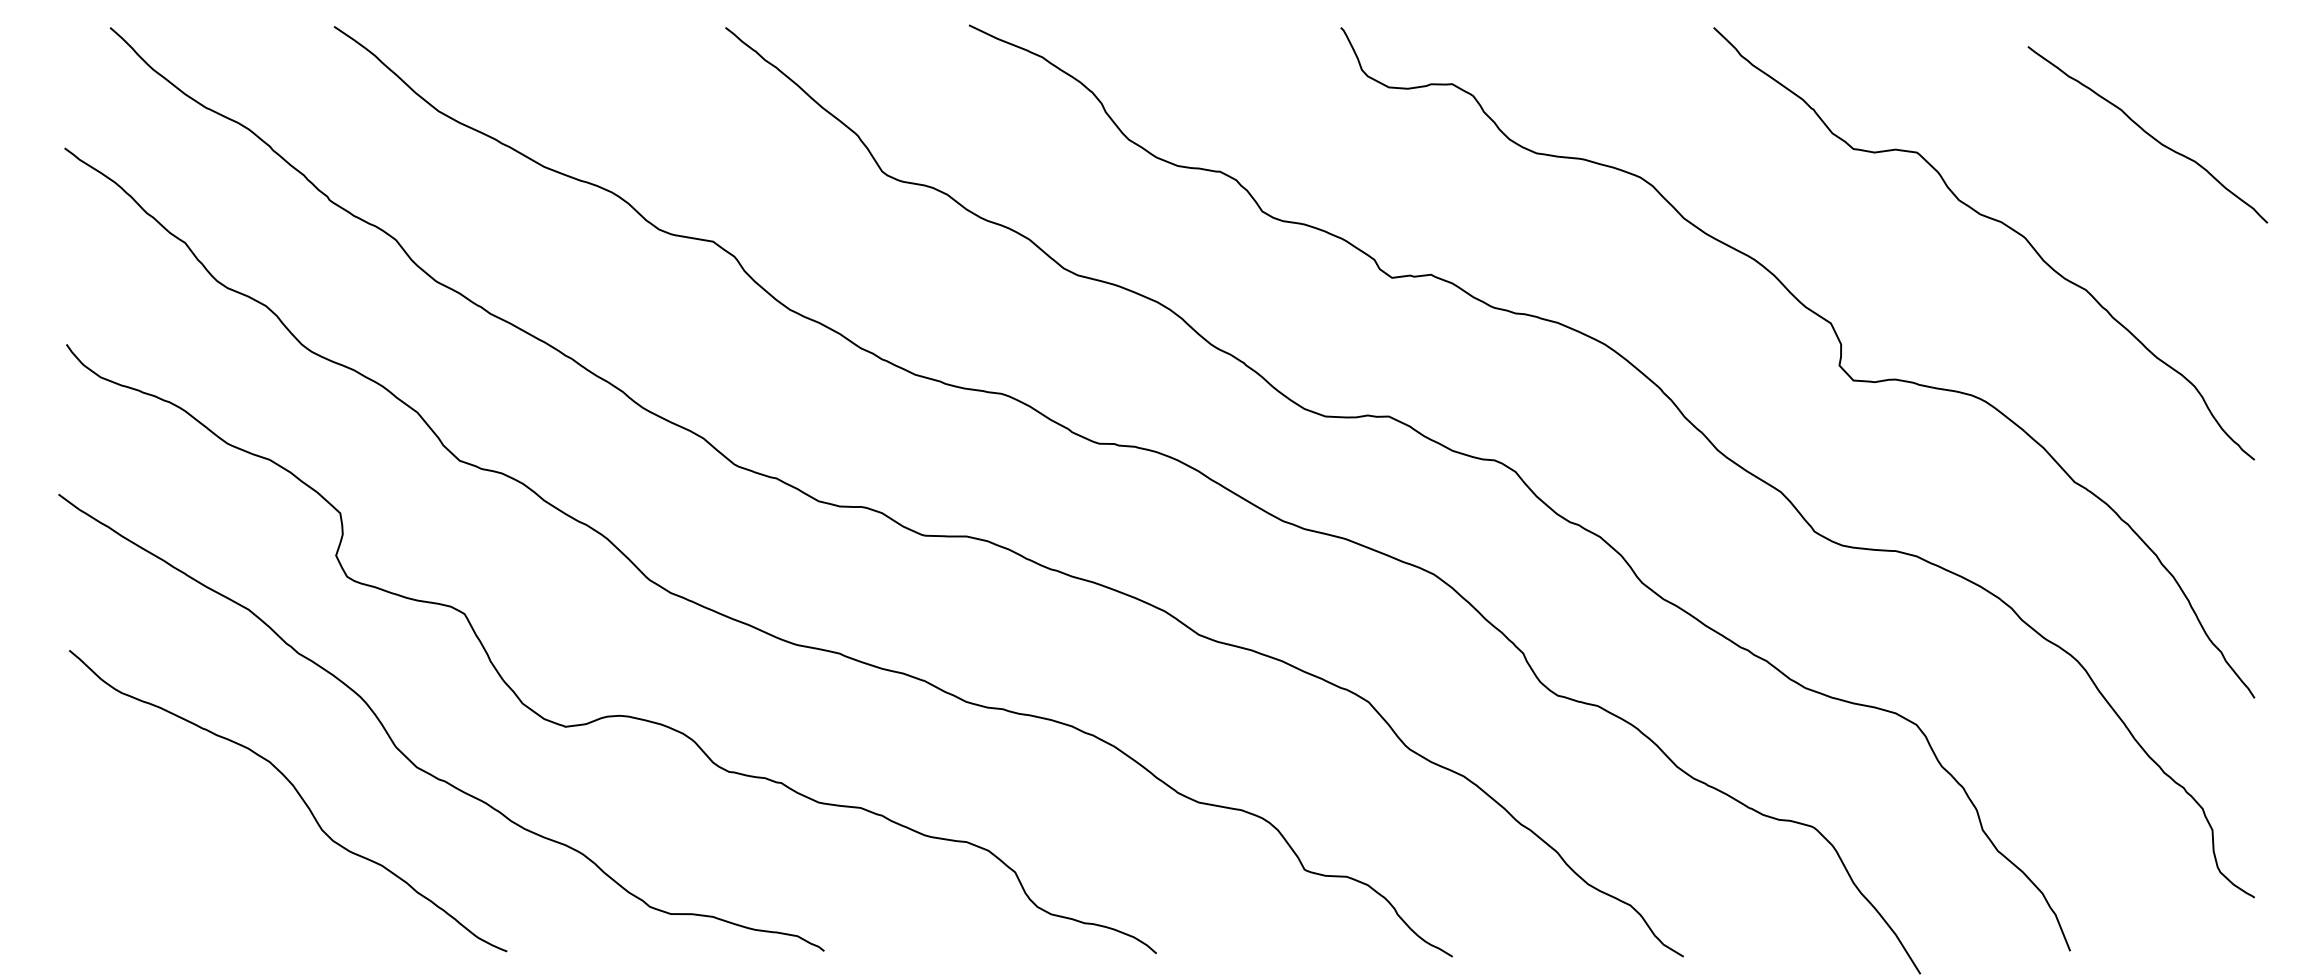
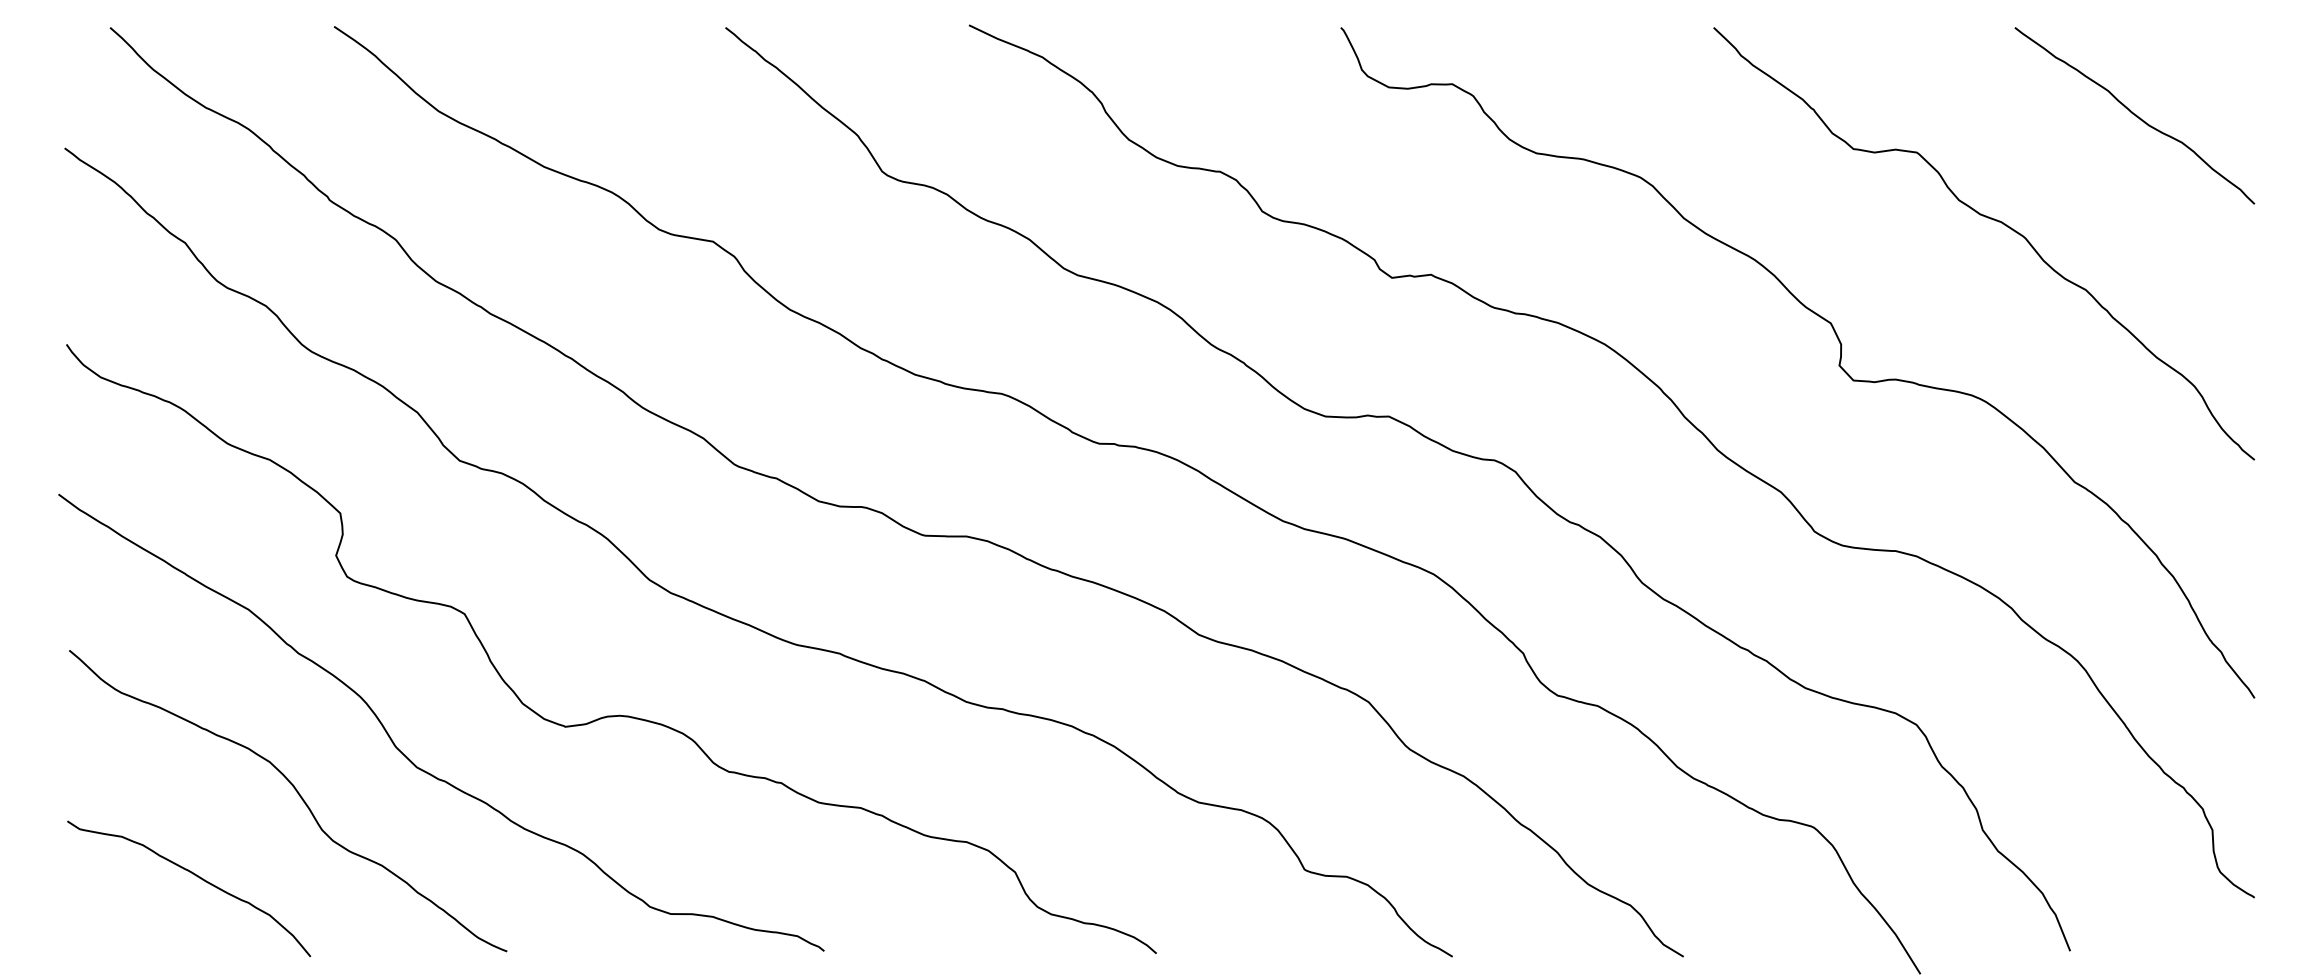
curve position: (2147, 134) -> (2134, 115) (2134, 115)
curve: none -> present (197, 877)
